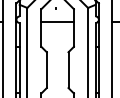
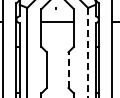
line: solid -> dashed (88, 52)
line: solid -> dashed (68, 70)
